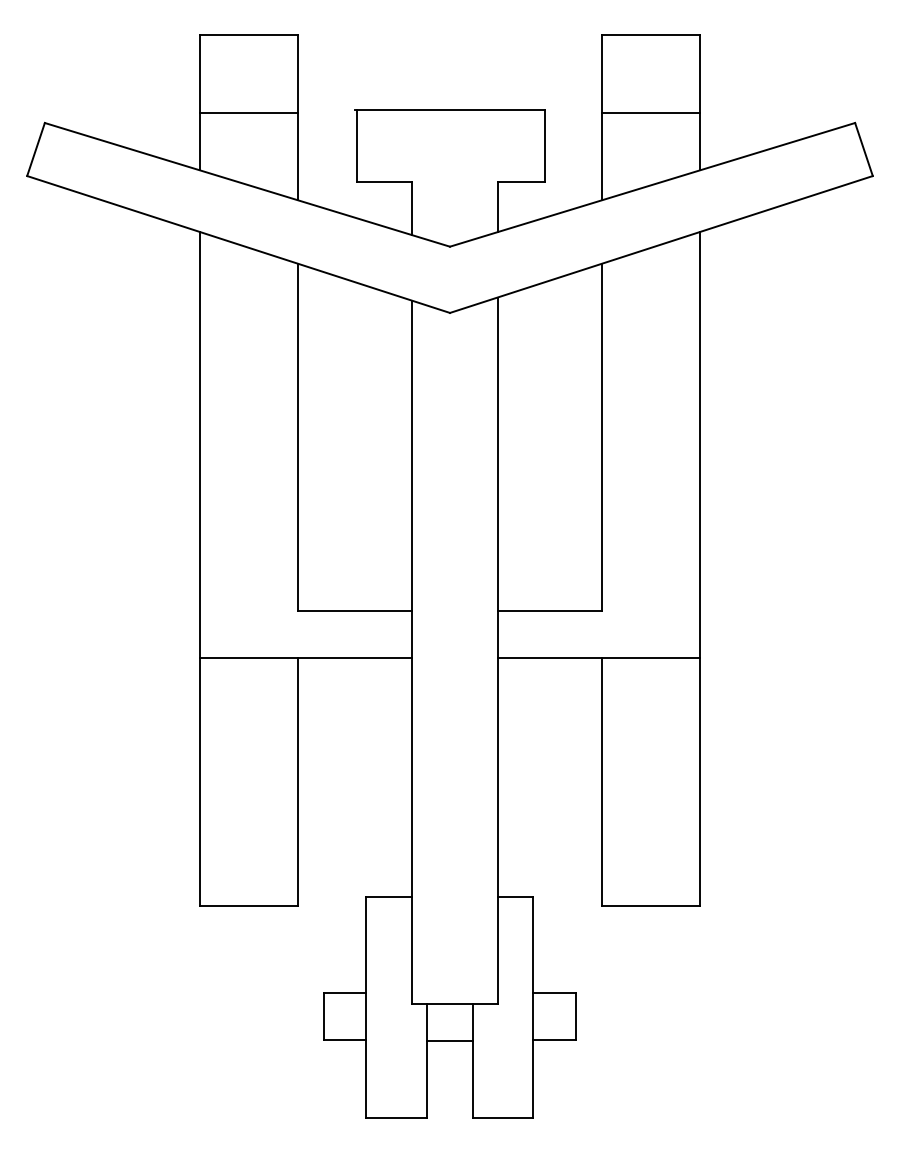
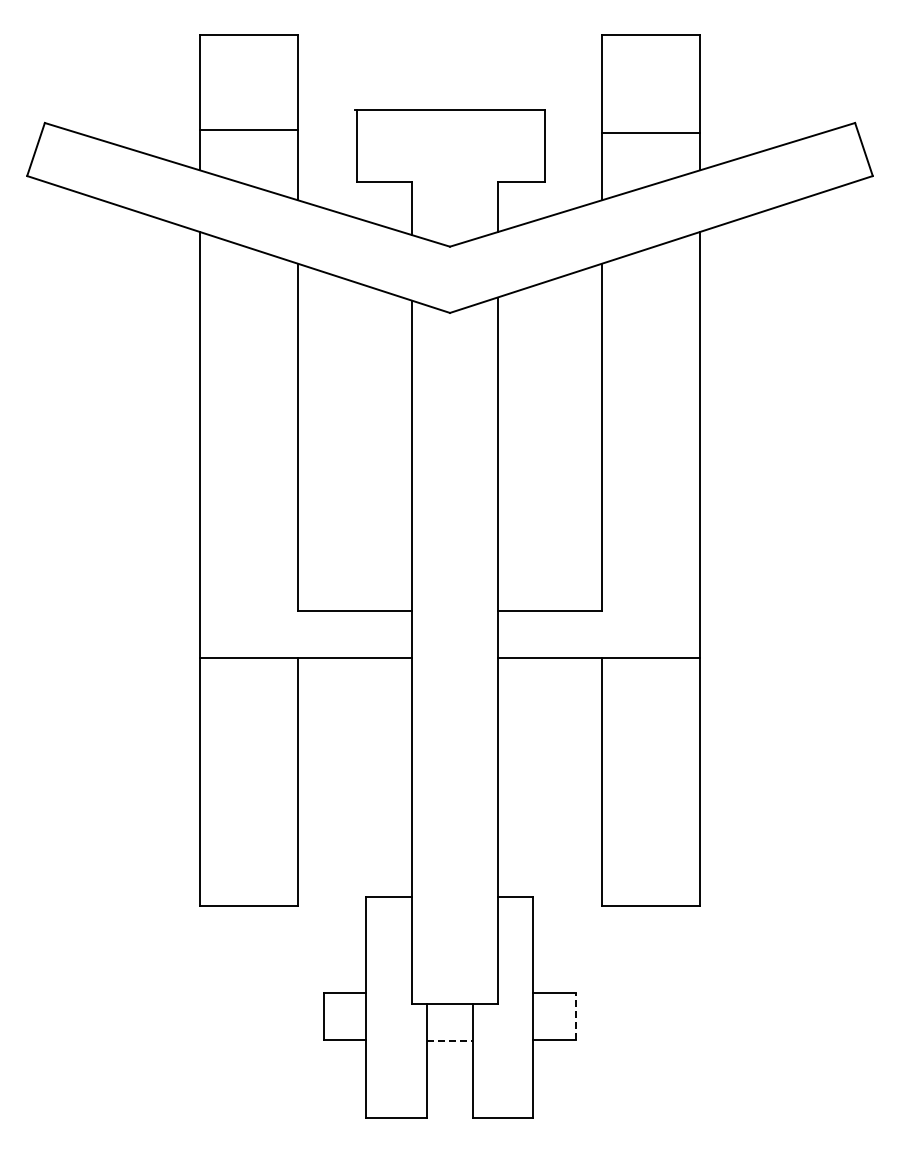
line position: (249, 113) -> (249, 130) (249, 130)
line position: (650, 113) -> (650, 133) (650, 133)
line: solid -> dashed (576, 1016)
line: solid -> dashed (450, 1040)
